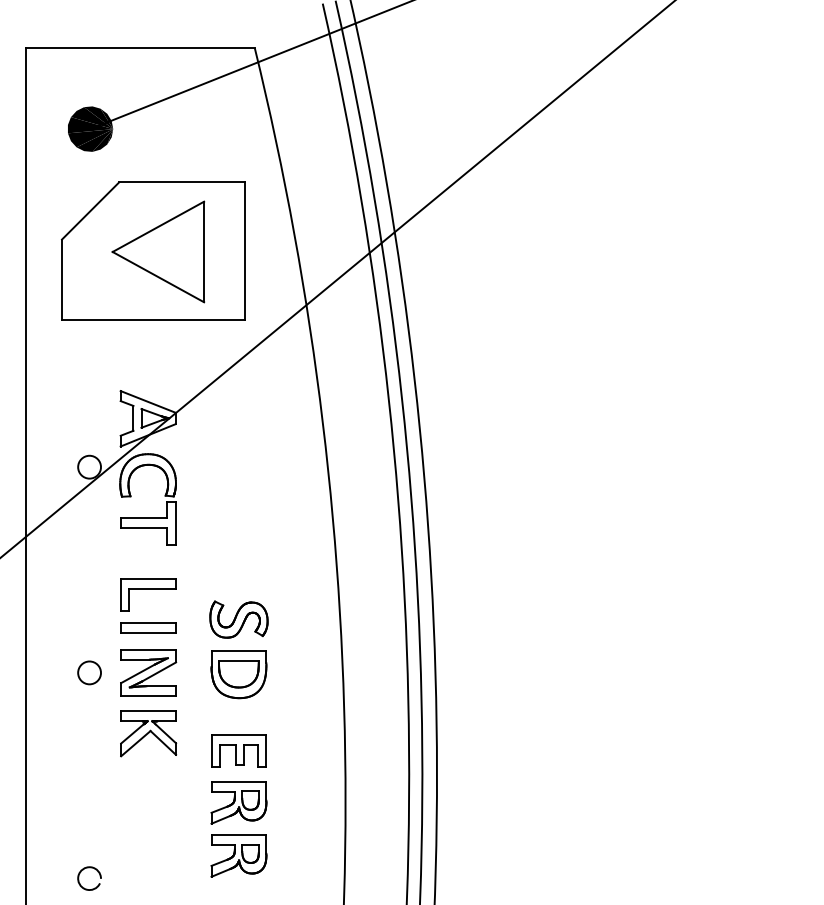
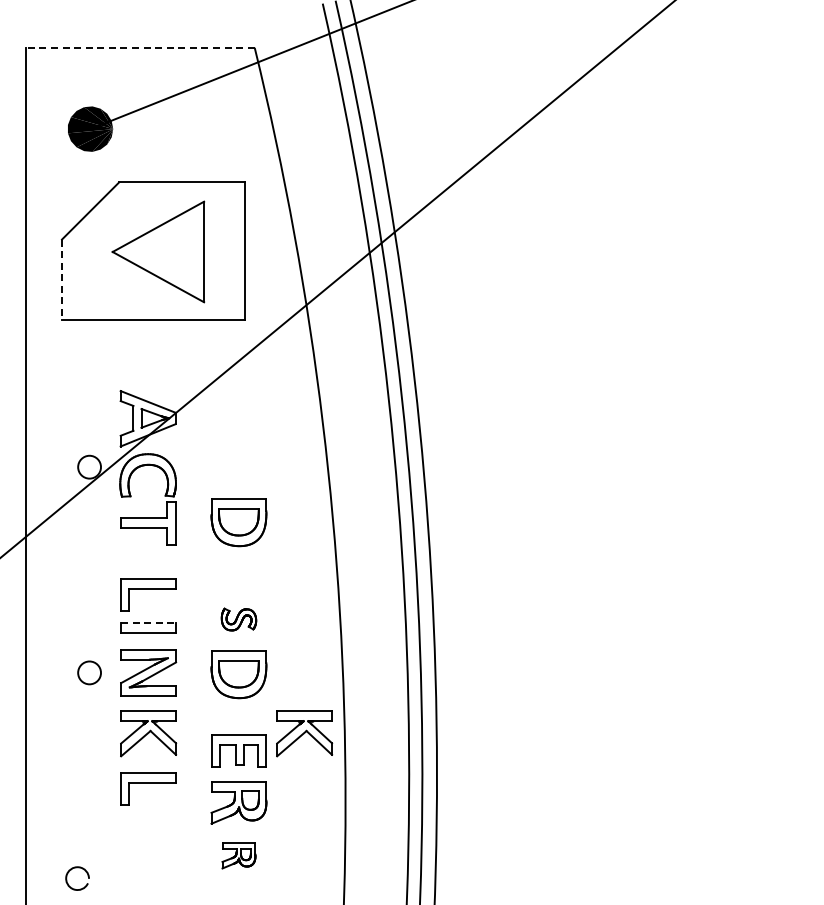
line: solid -> dashed (140, 47)
line: solid -> dashed (62, 279)
part: none -> present (238, 522)
part size: 60x39 px -> 38x25 px (238, 619)
line: solid -> dashed (149, 623)
part: none -> present (304, 733)
part: none -> present (148, 788)
part size: 58x44 px -> 36x28 px (238, 855)
arc position: (89, 868) -> (77, 868) (77, 868)
